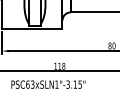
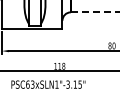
line: solid -> dashed (95, 12)
